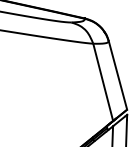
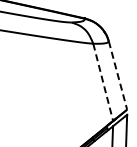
line: solid -> dashed (118, 75)
line: solid -> dashed (103, 83)
